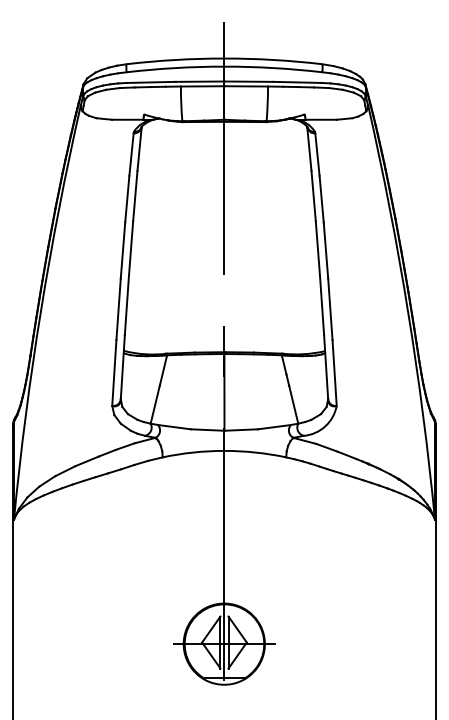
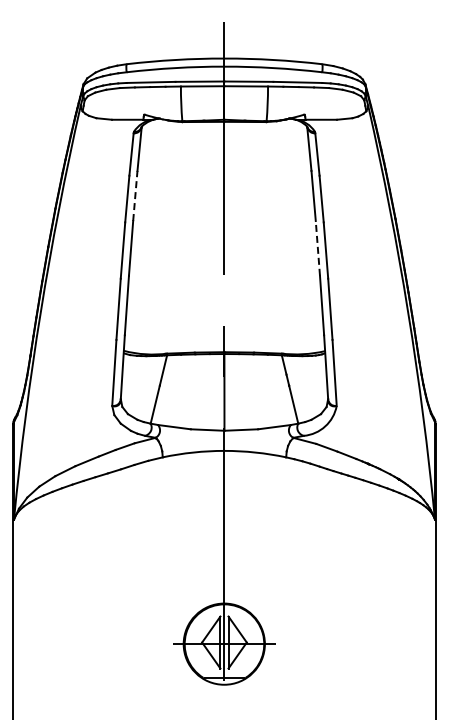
line: solid -> dashed (135, 195)
line: solid -> dashed (317, 247)
